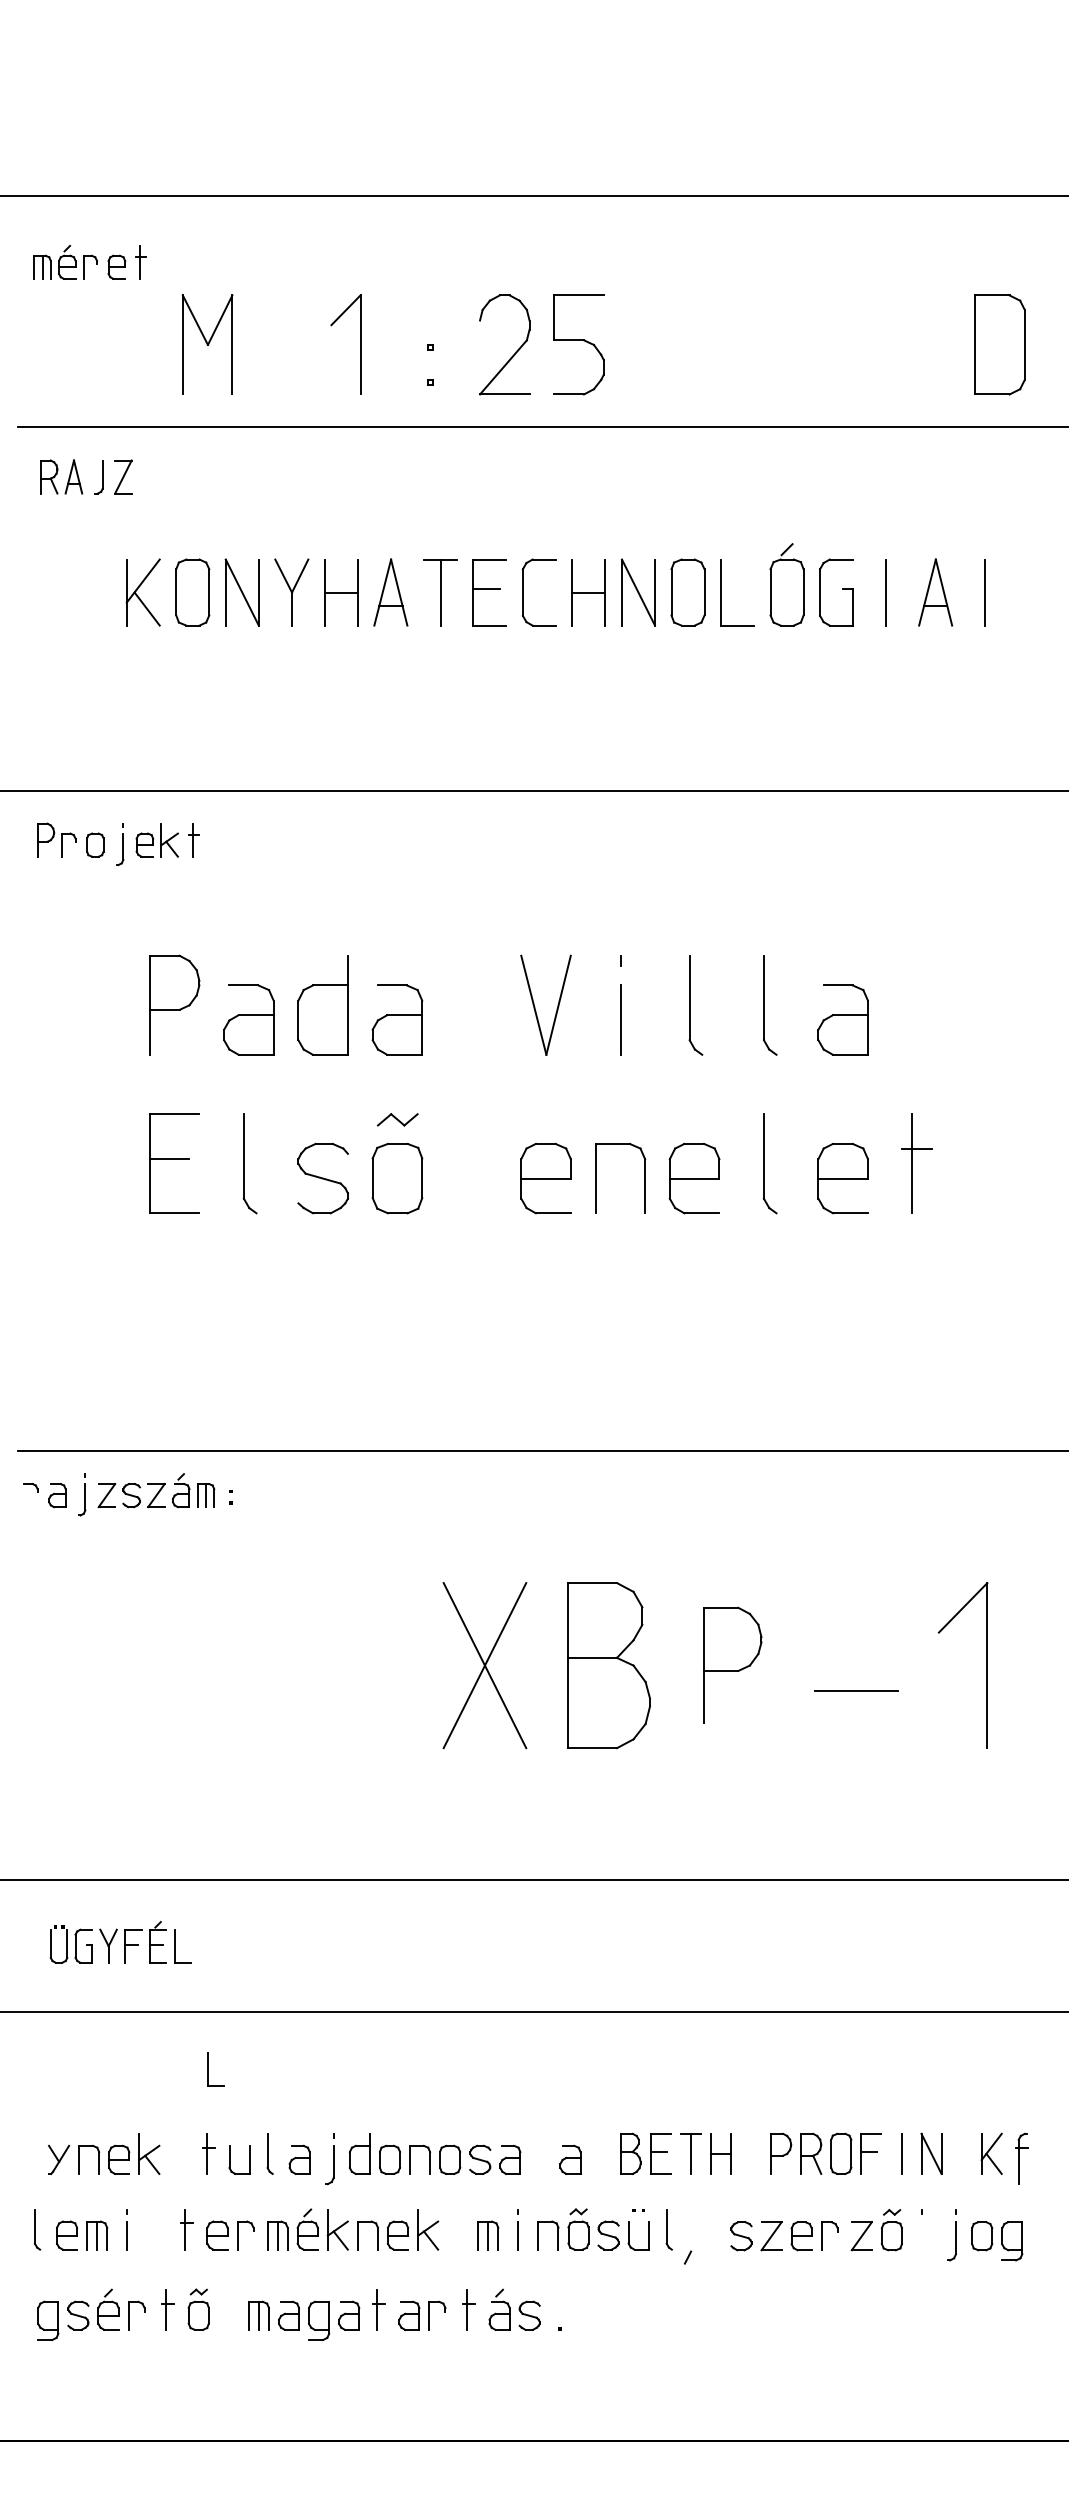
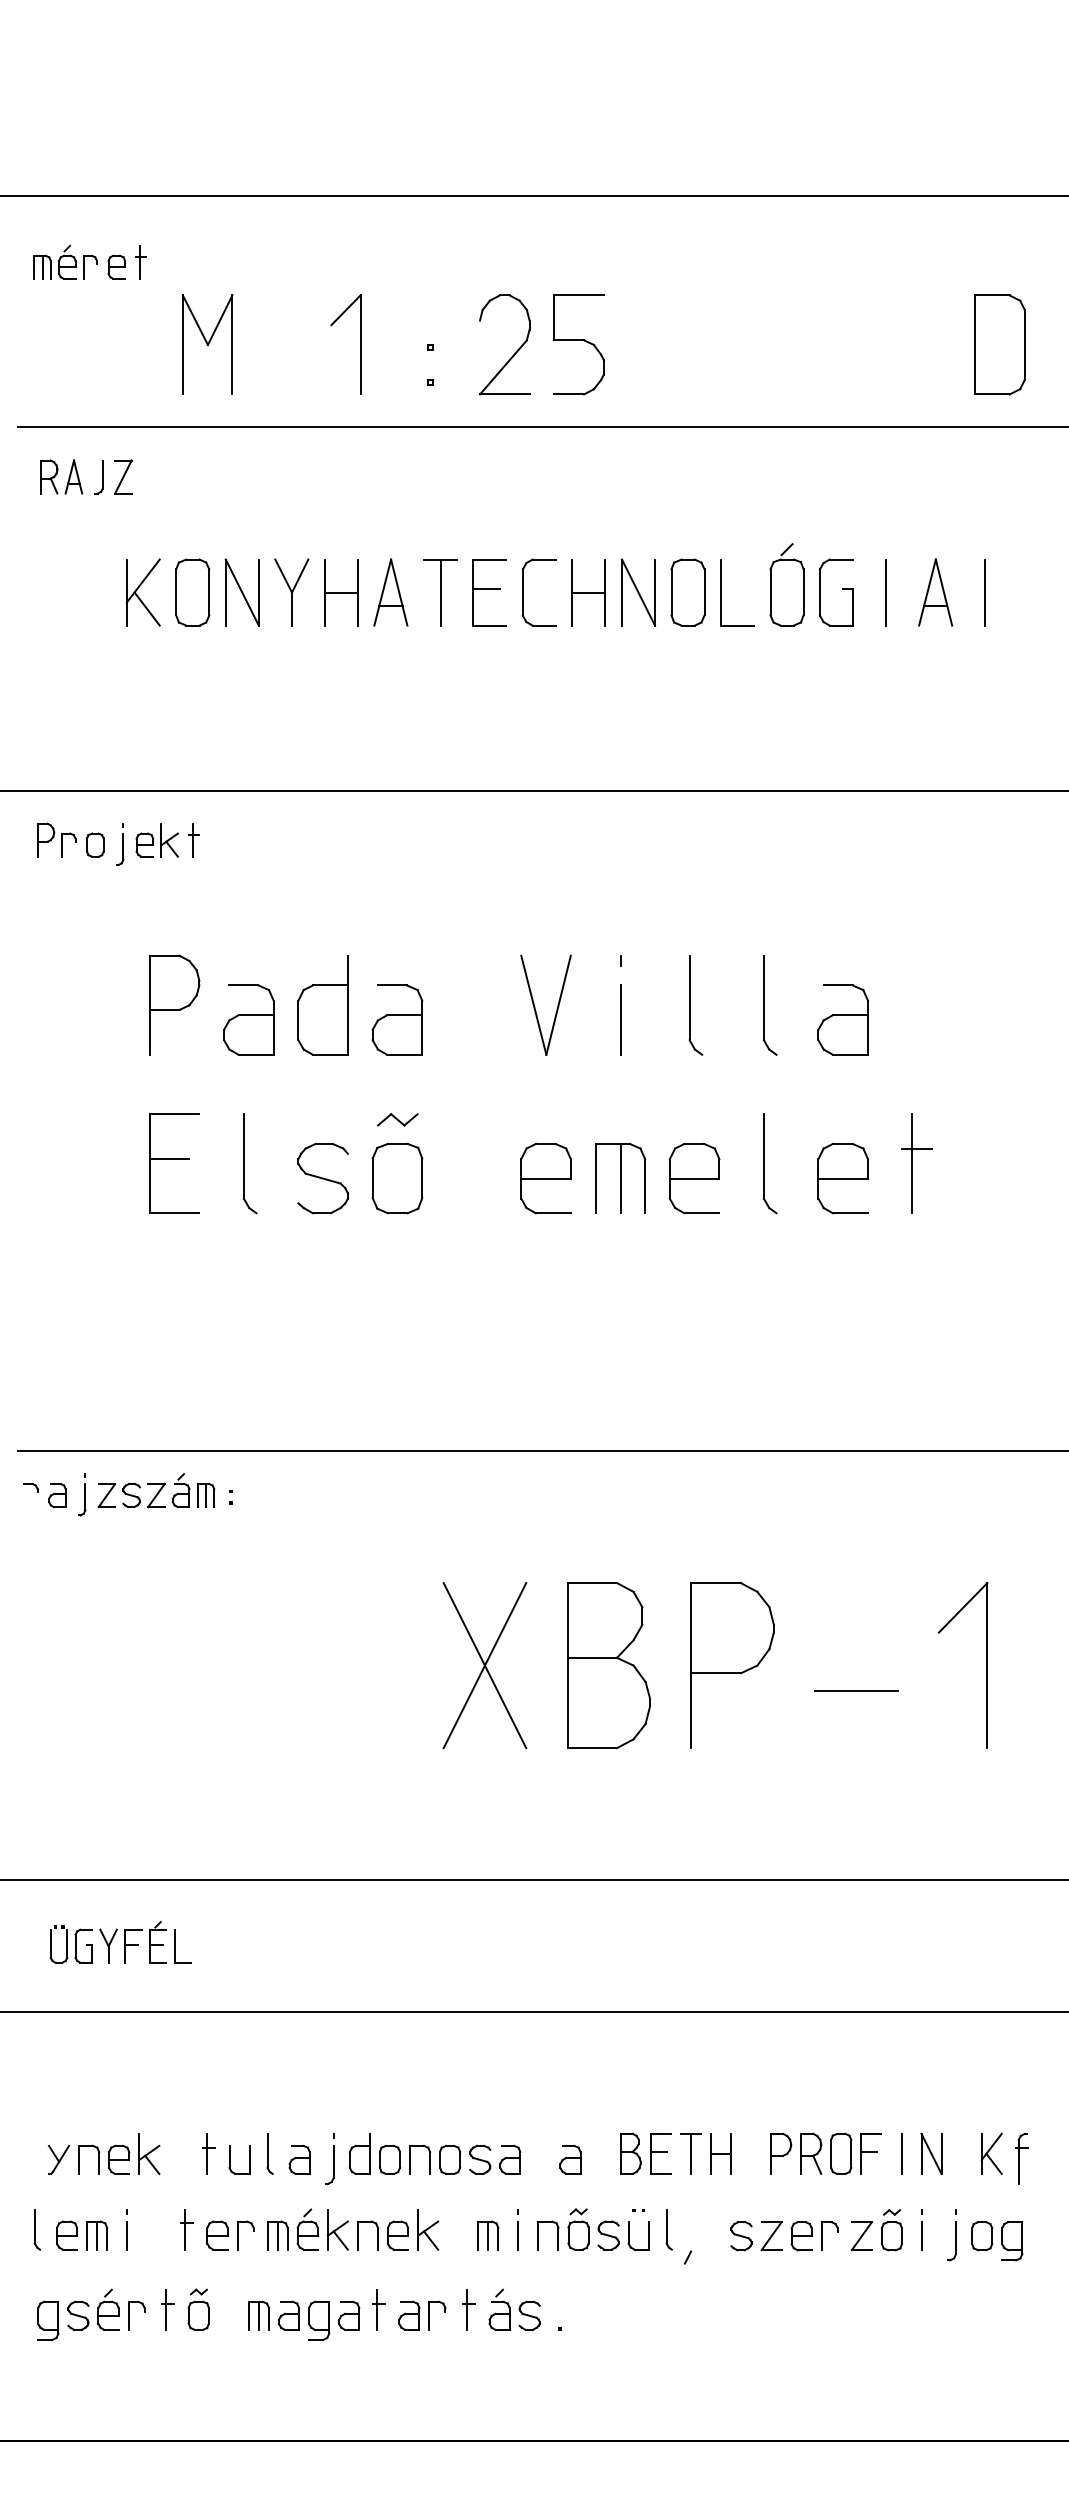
line: none -> present (620, 1178)
part size: 60x118 px -> 85x167 px (732, 1665)
part: present -> none (208, 2069)
line: none -> present (922, 2236)
